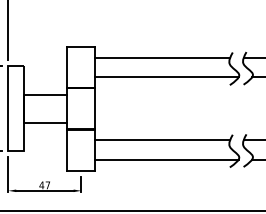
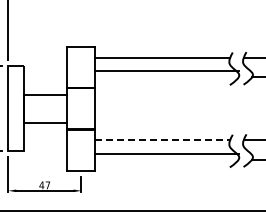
line position: (166, 77) -> (166, 71) (166, 71)
line: solid -> dashed (163, 139)
line position: (166, 159) -> (166, 153) (166, 153)
